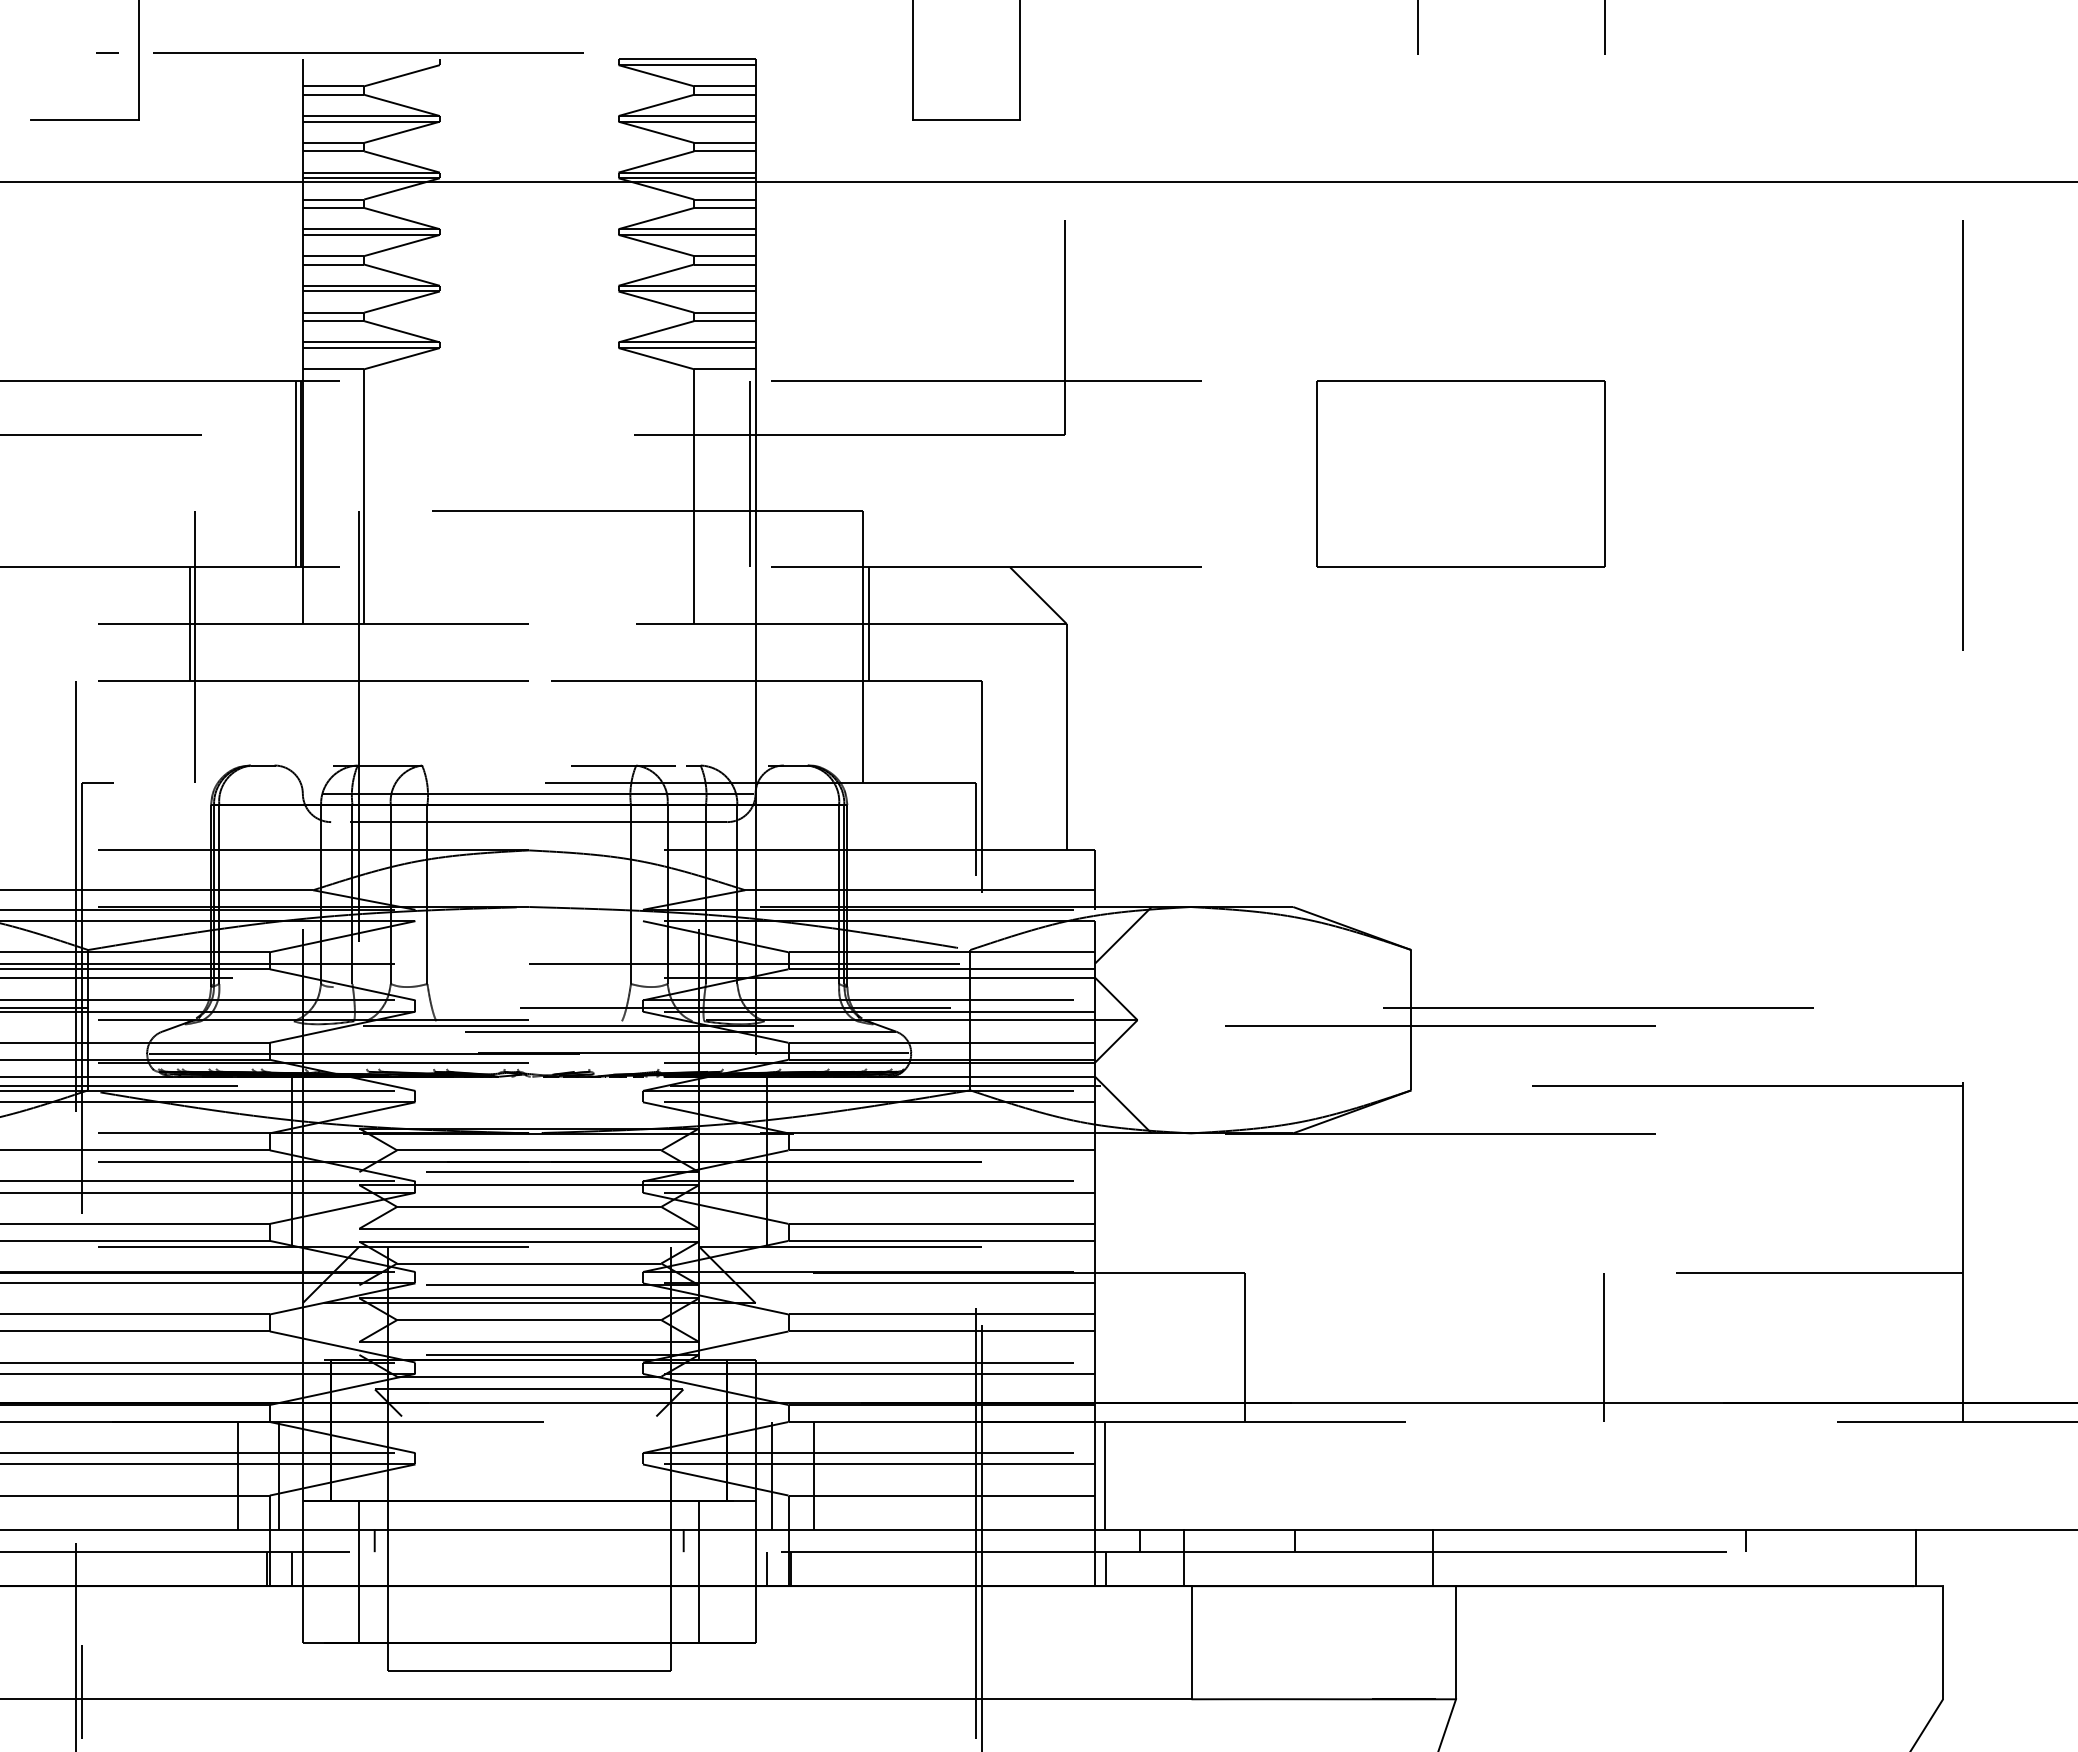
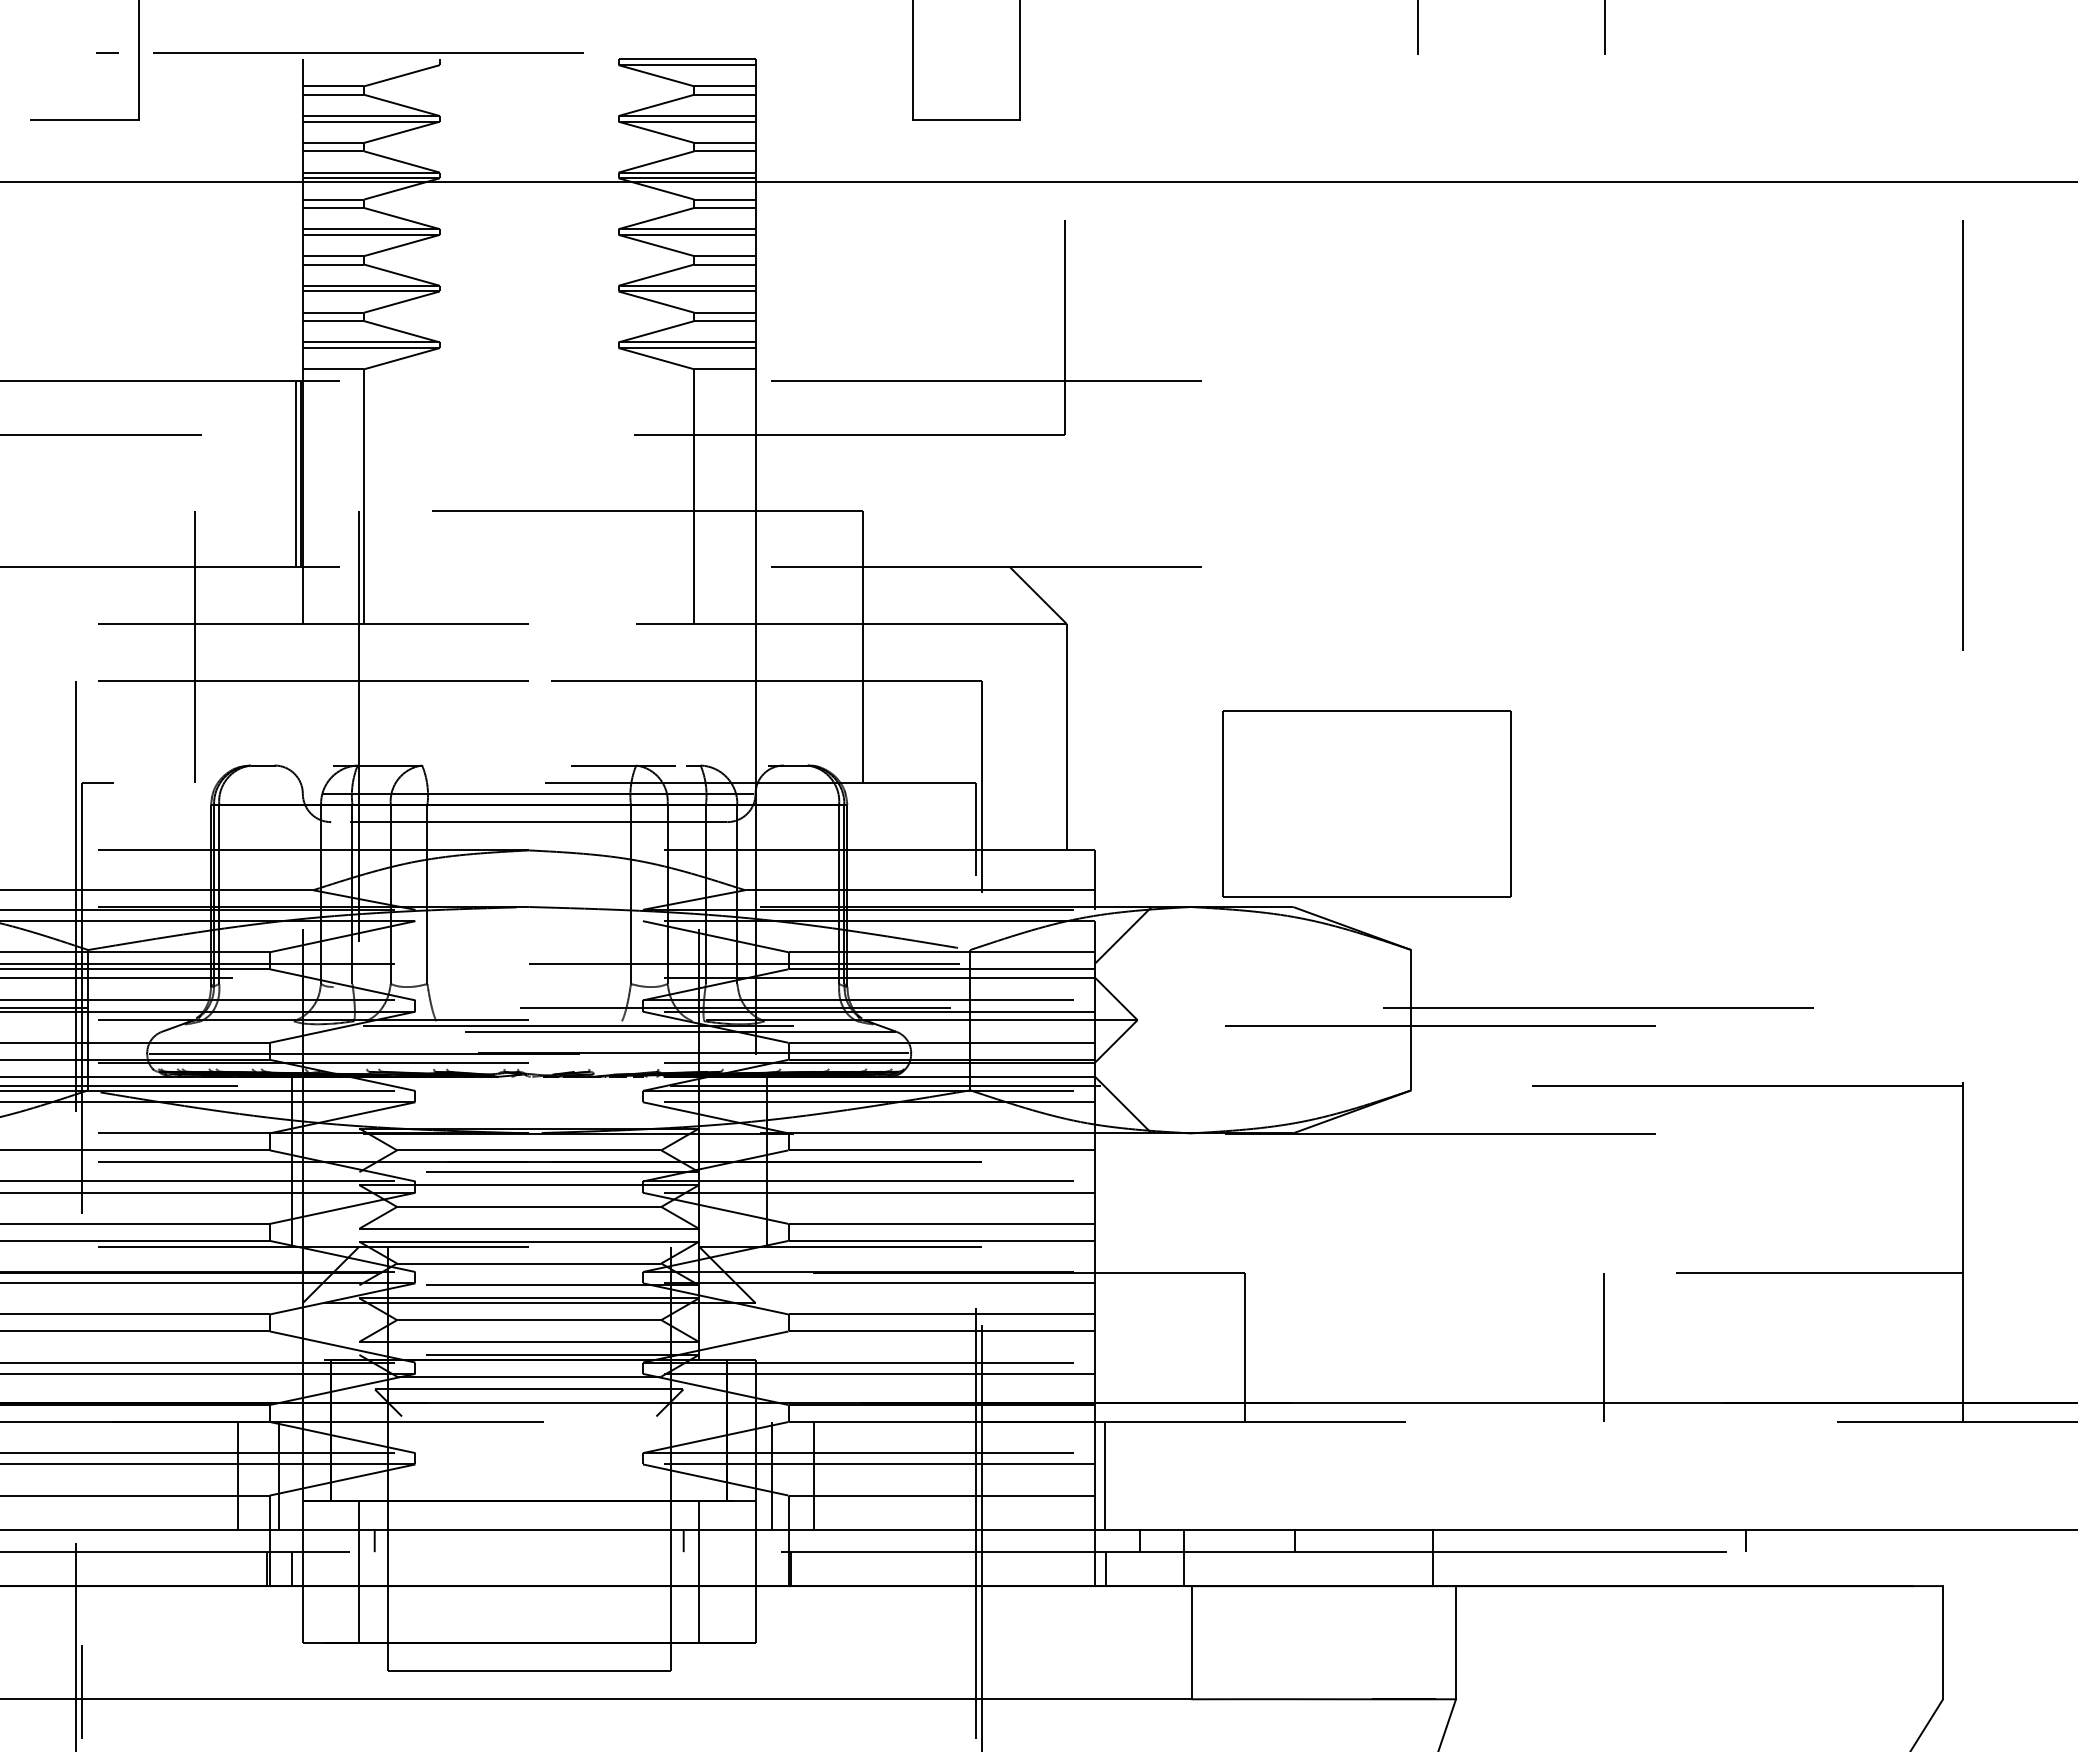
line: present -> none (750, 473)
part position: (1460, 473) -> (1366, 803) (1366, 803)
line: present -> none (189, 623)
line: present -> none (868, 623)
line: present -> none (1915, 1557)
line: present -> none (766, 1569)
